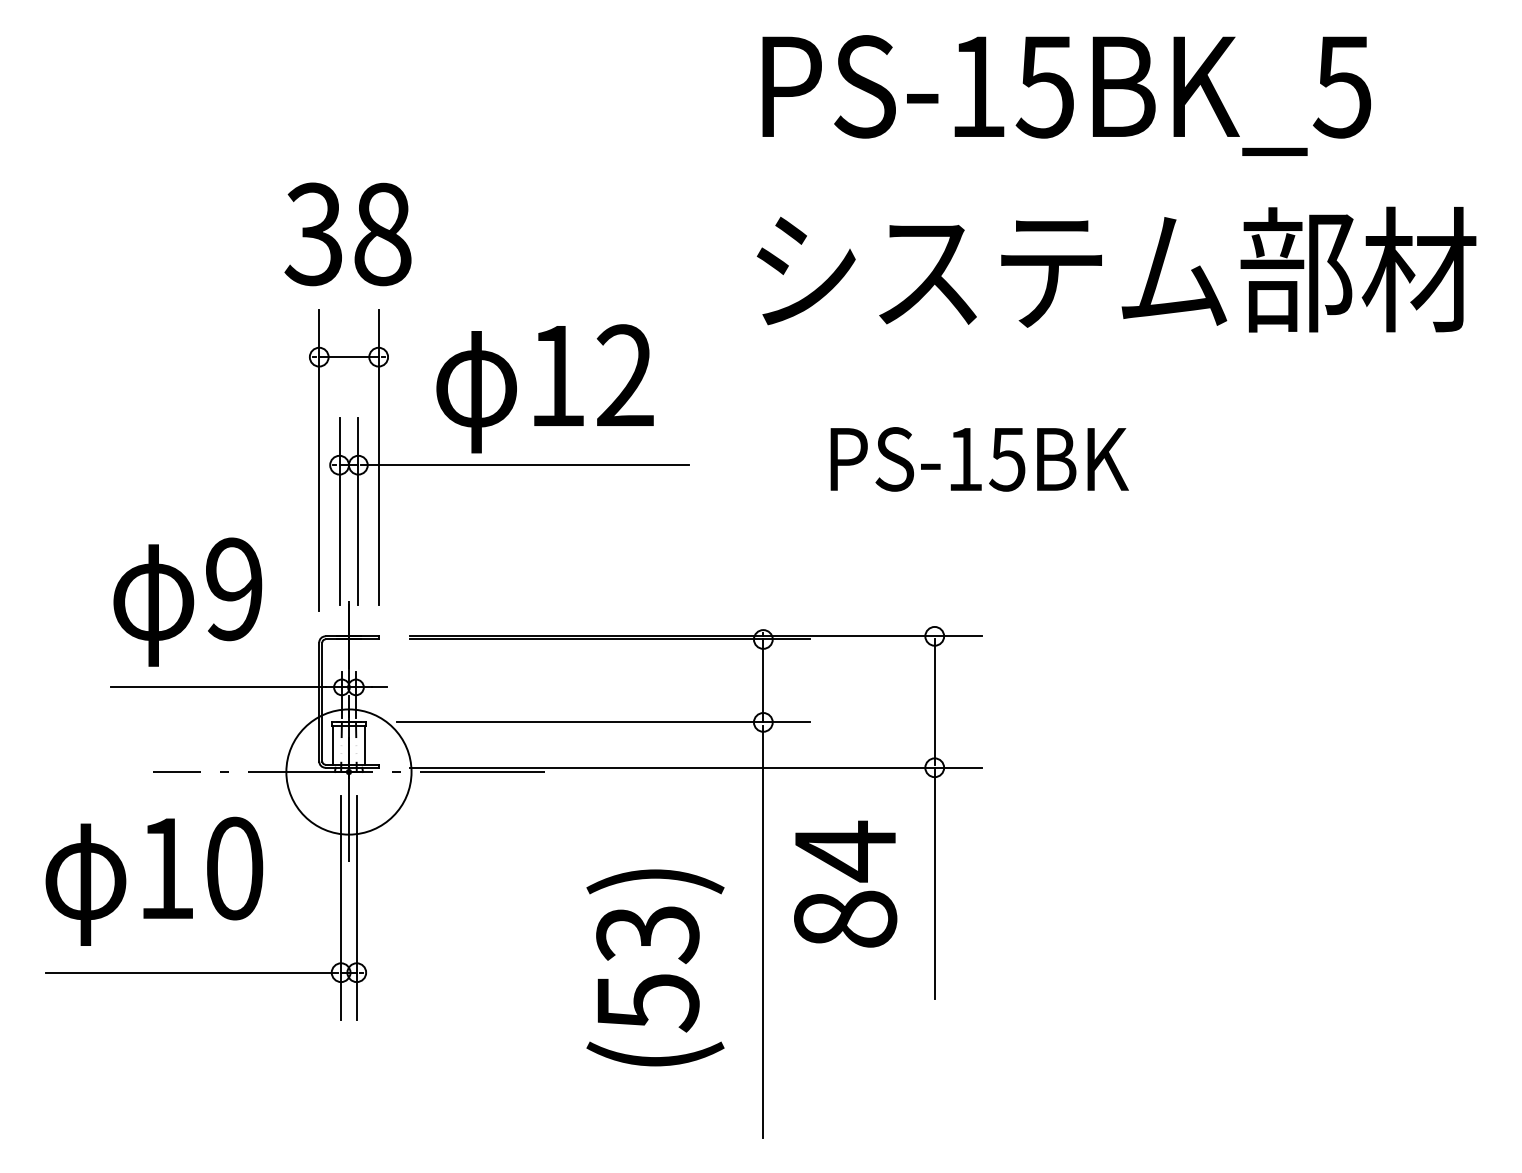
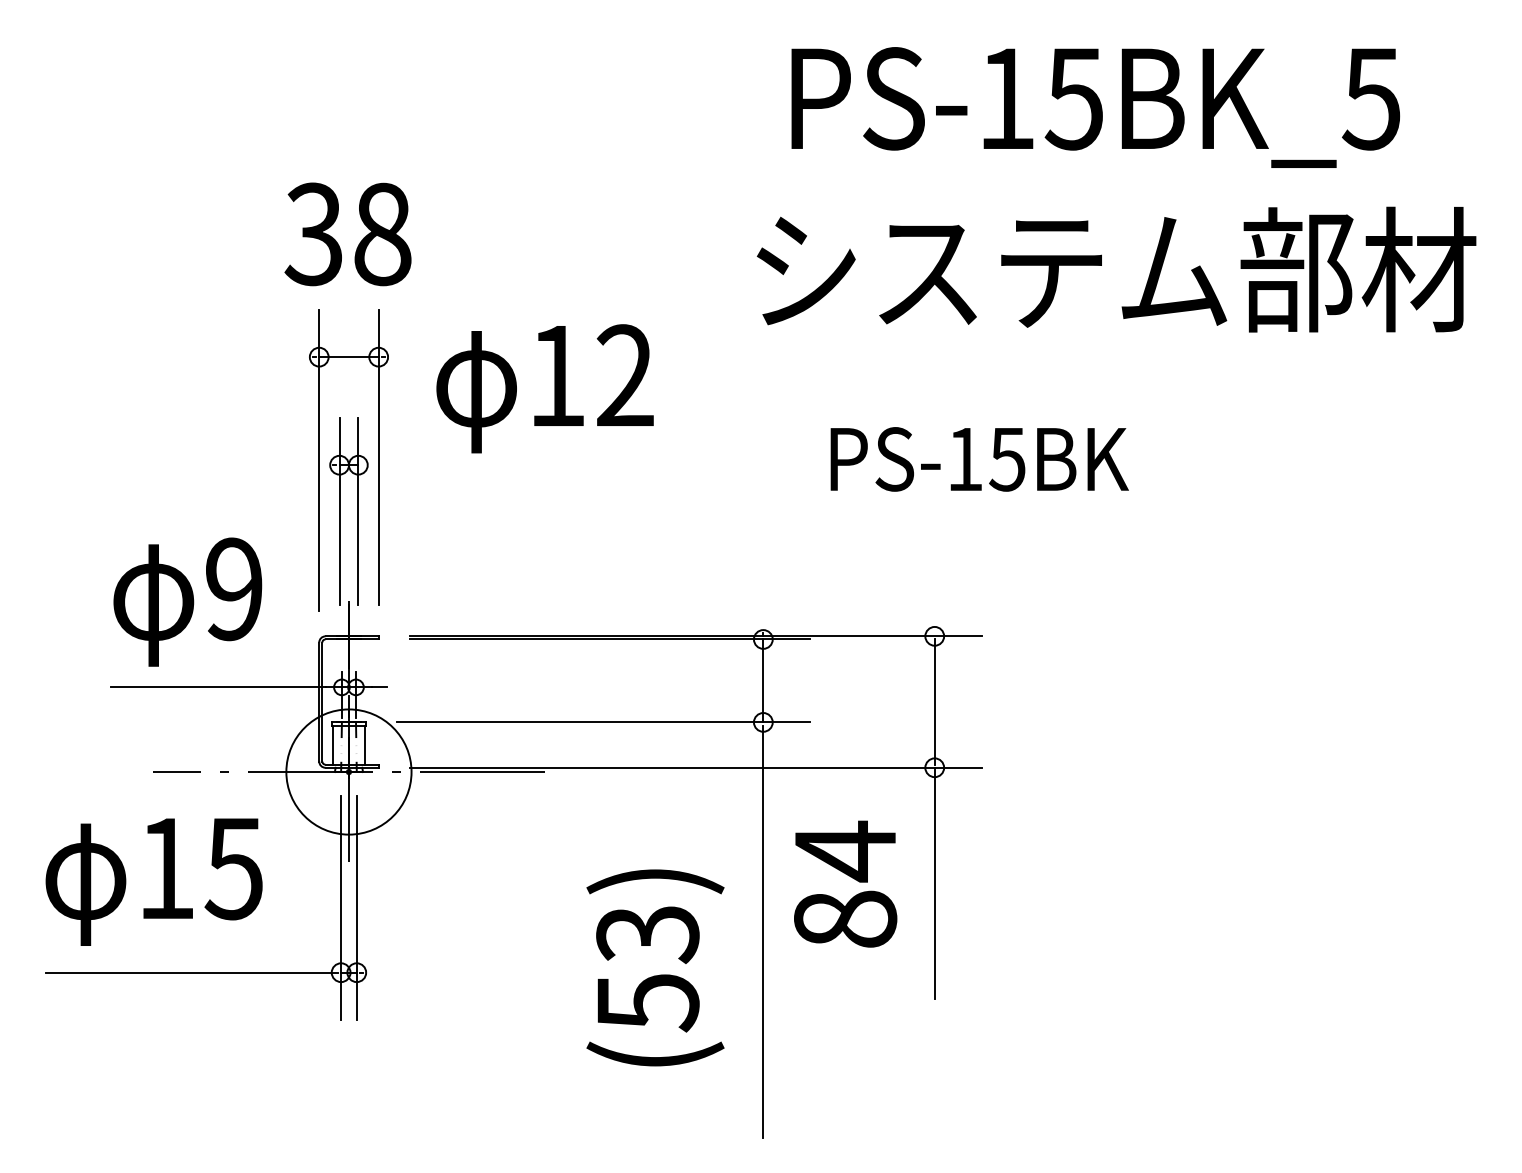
text position: (1066, 95) -> (1095, 107) (1095, 107)
line: present -> none (525, 465)
text: 10 -> 15 (233, 868)
